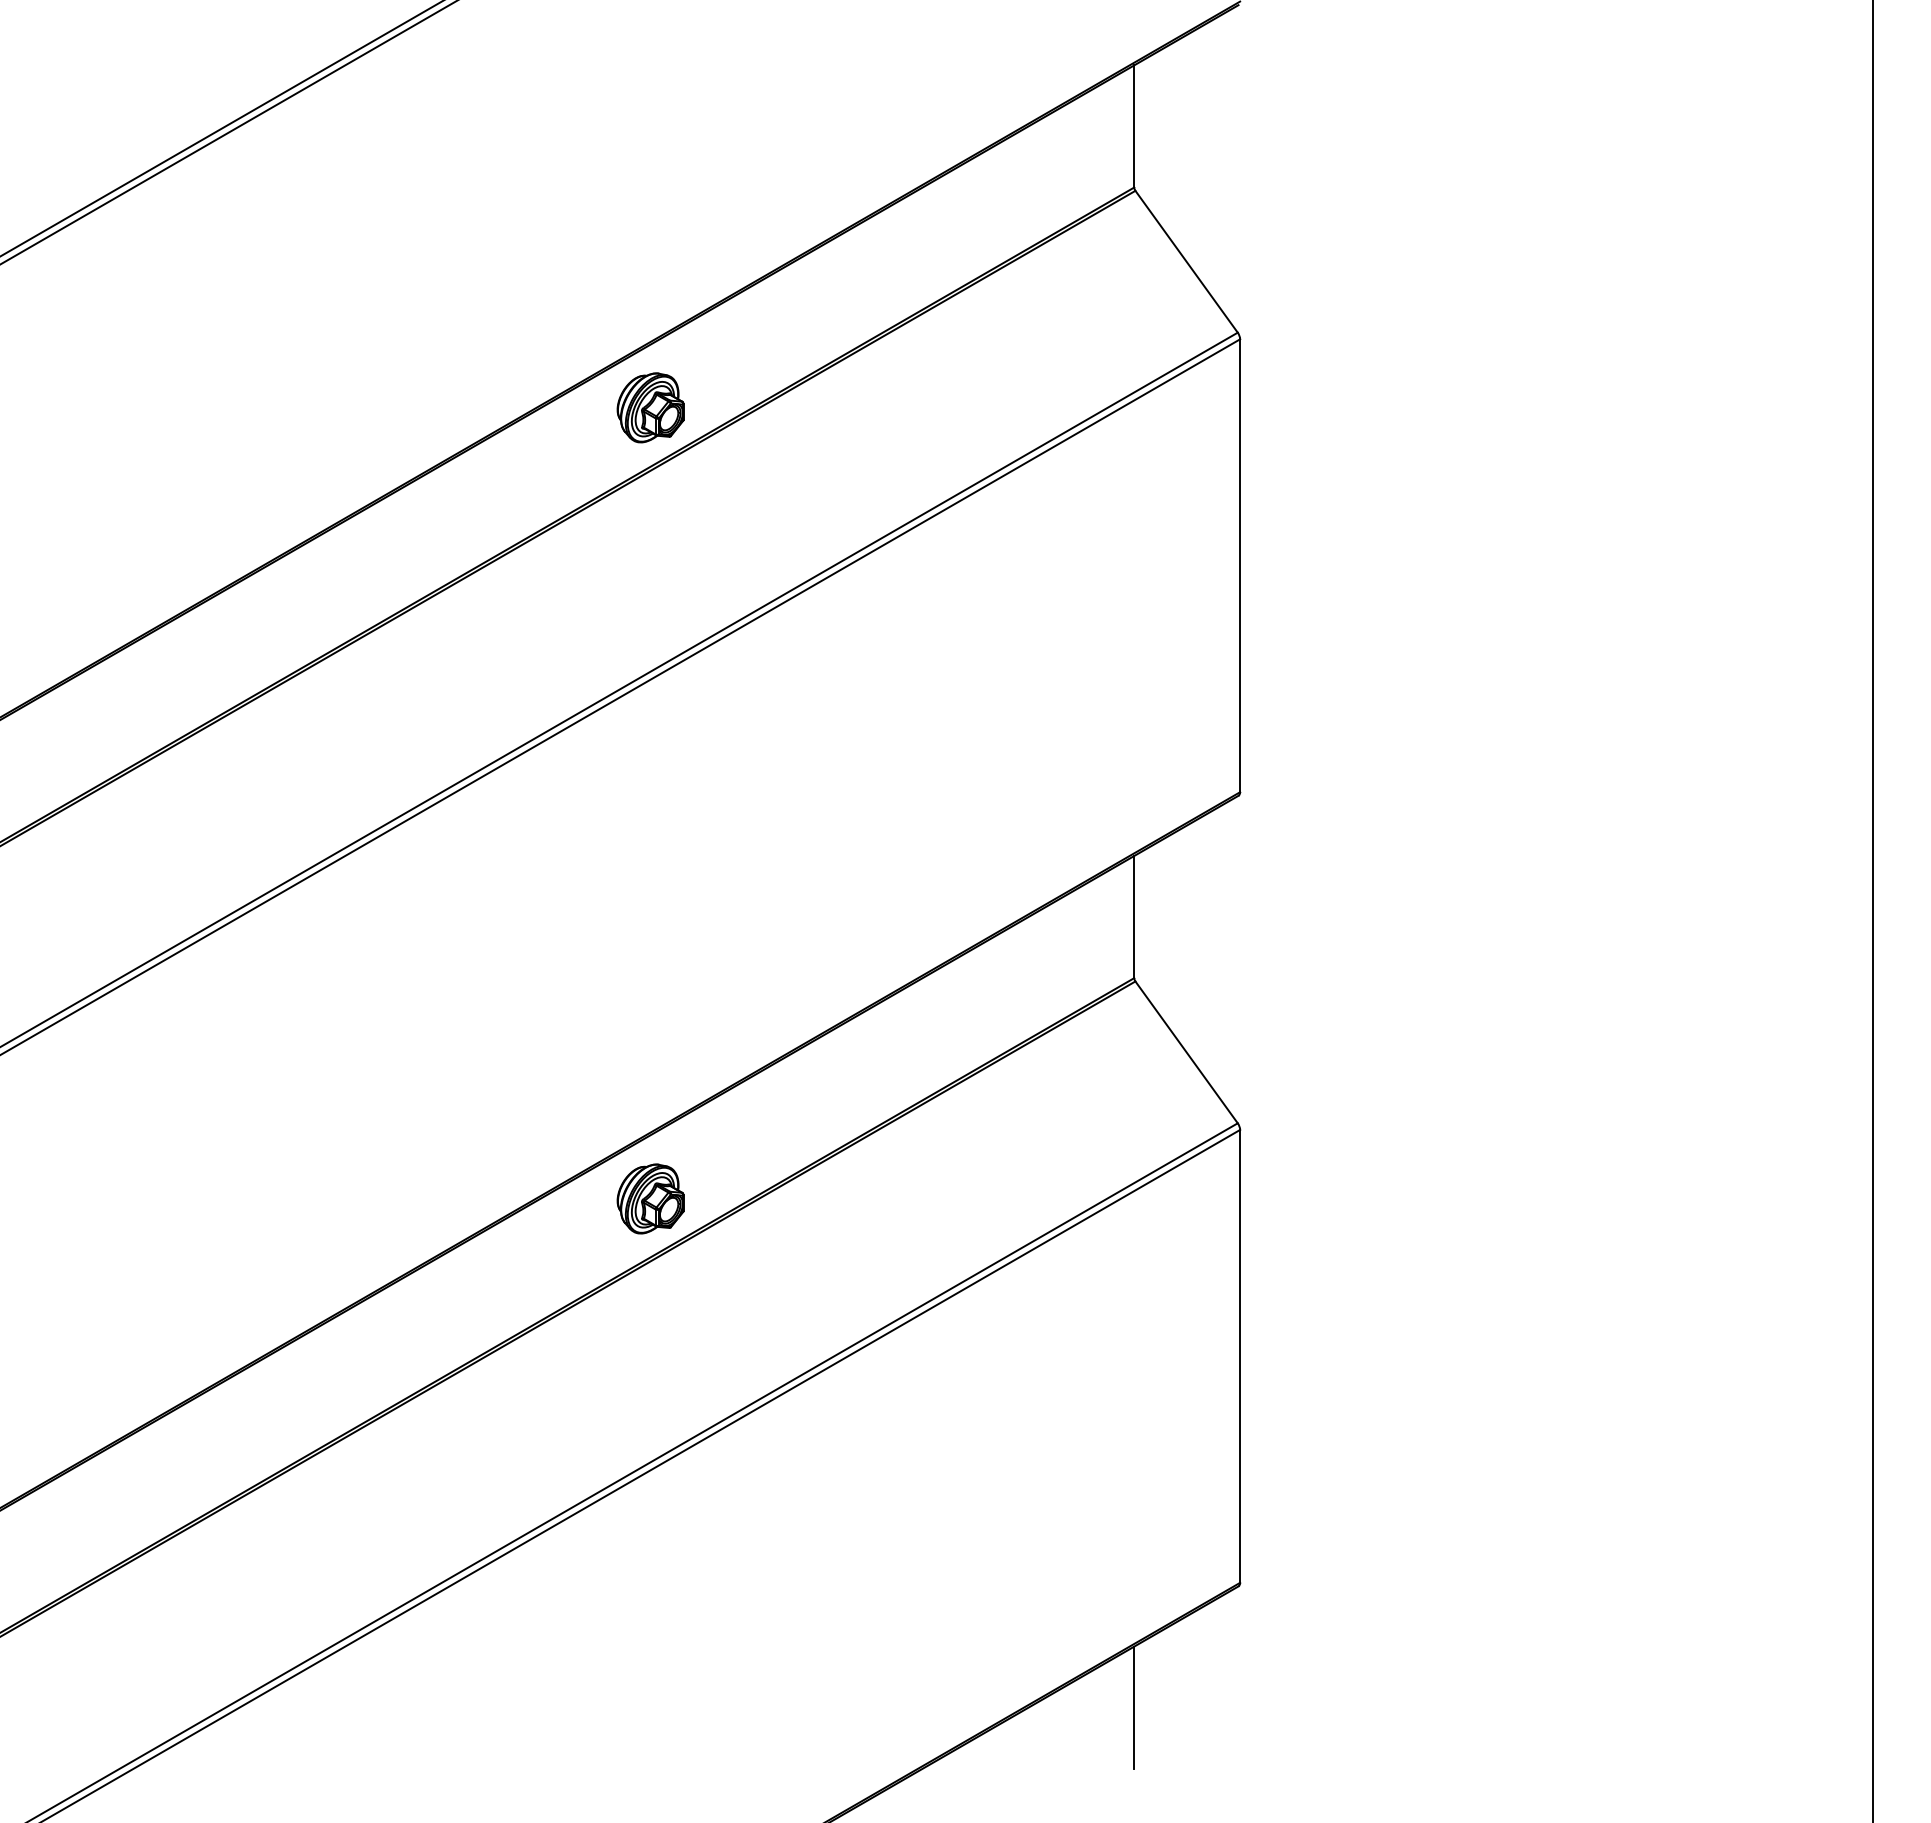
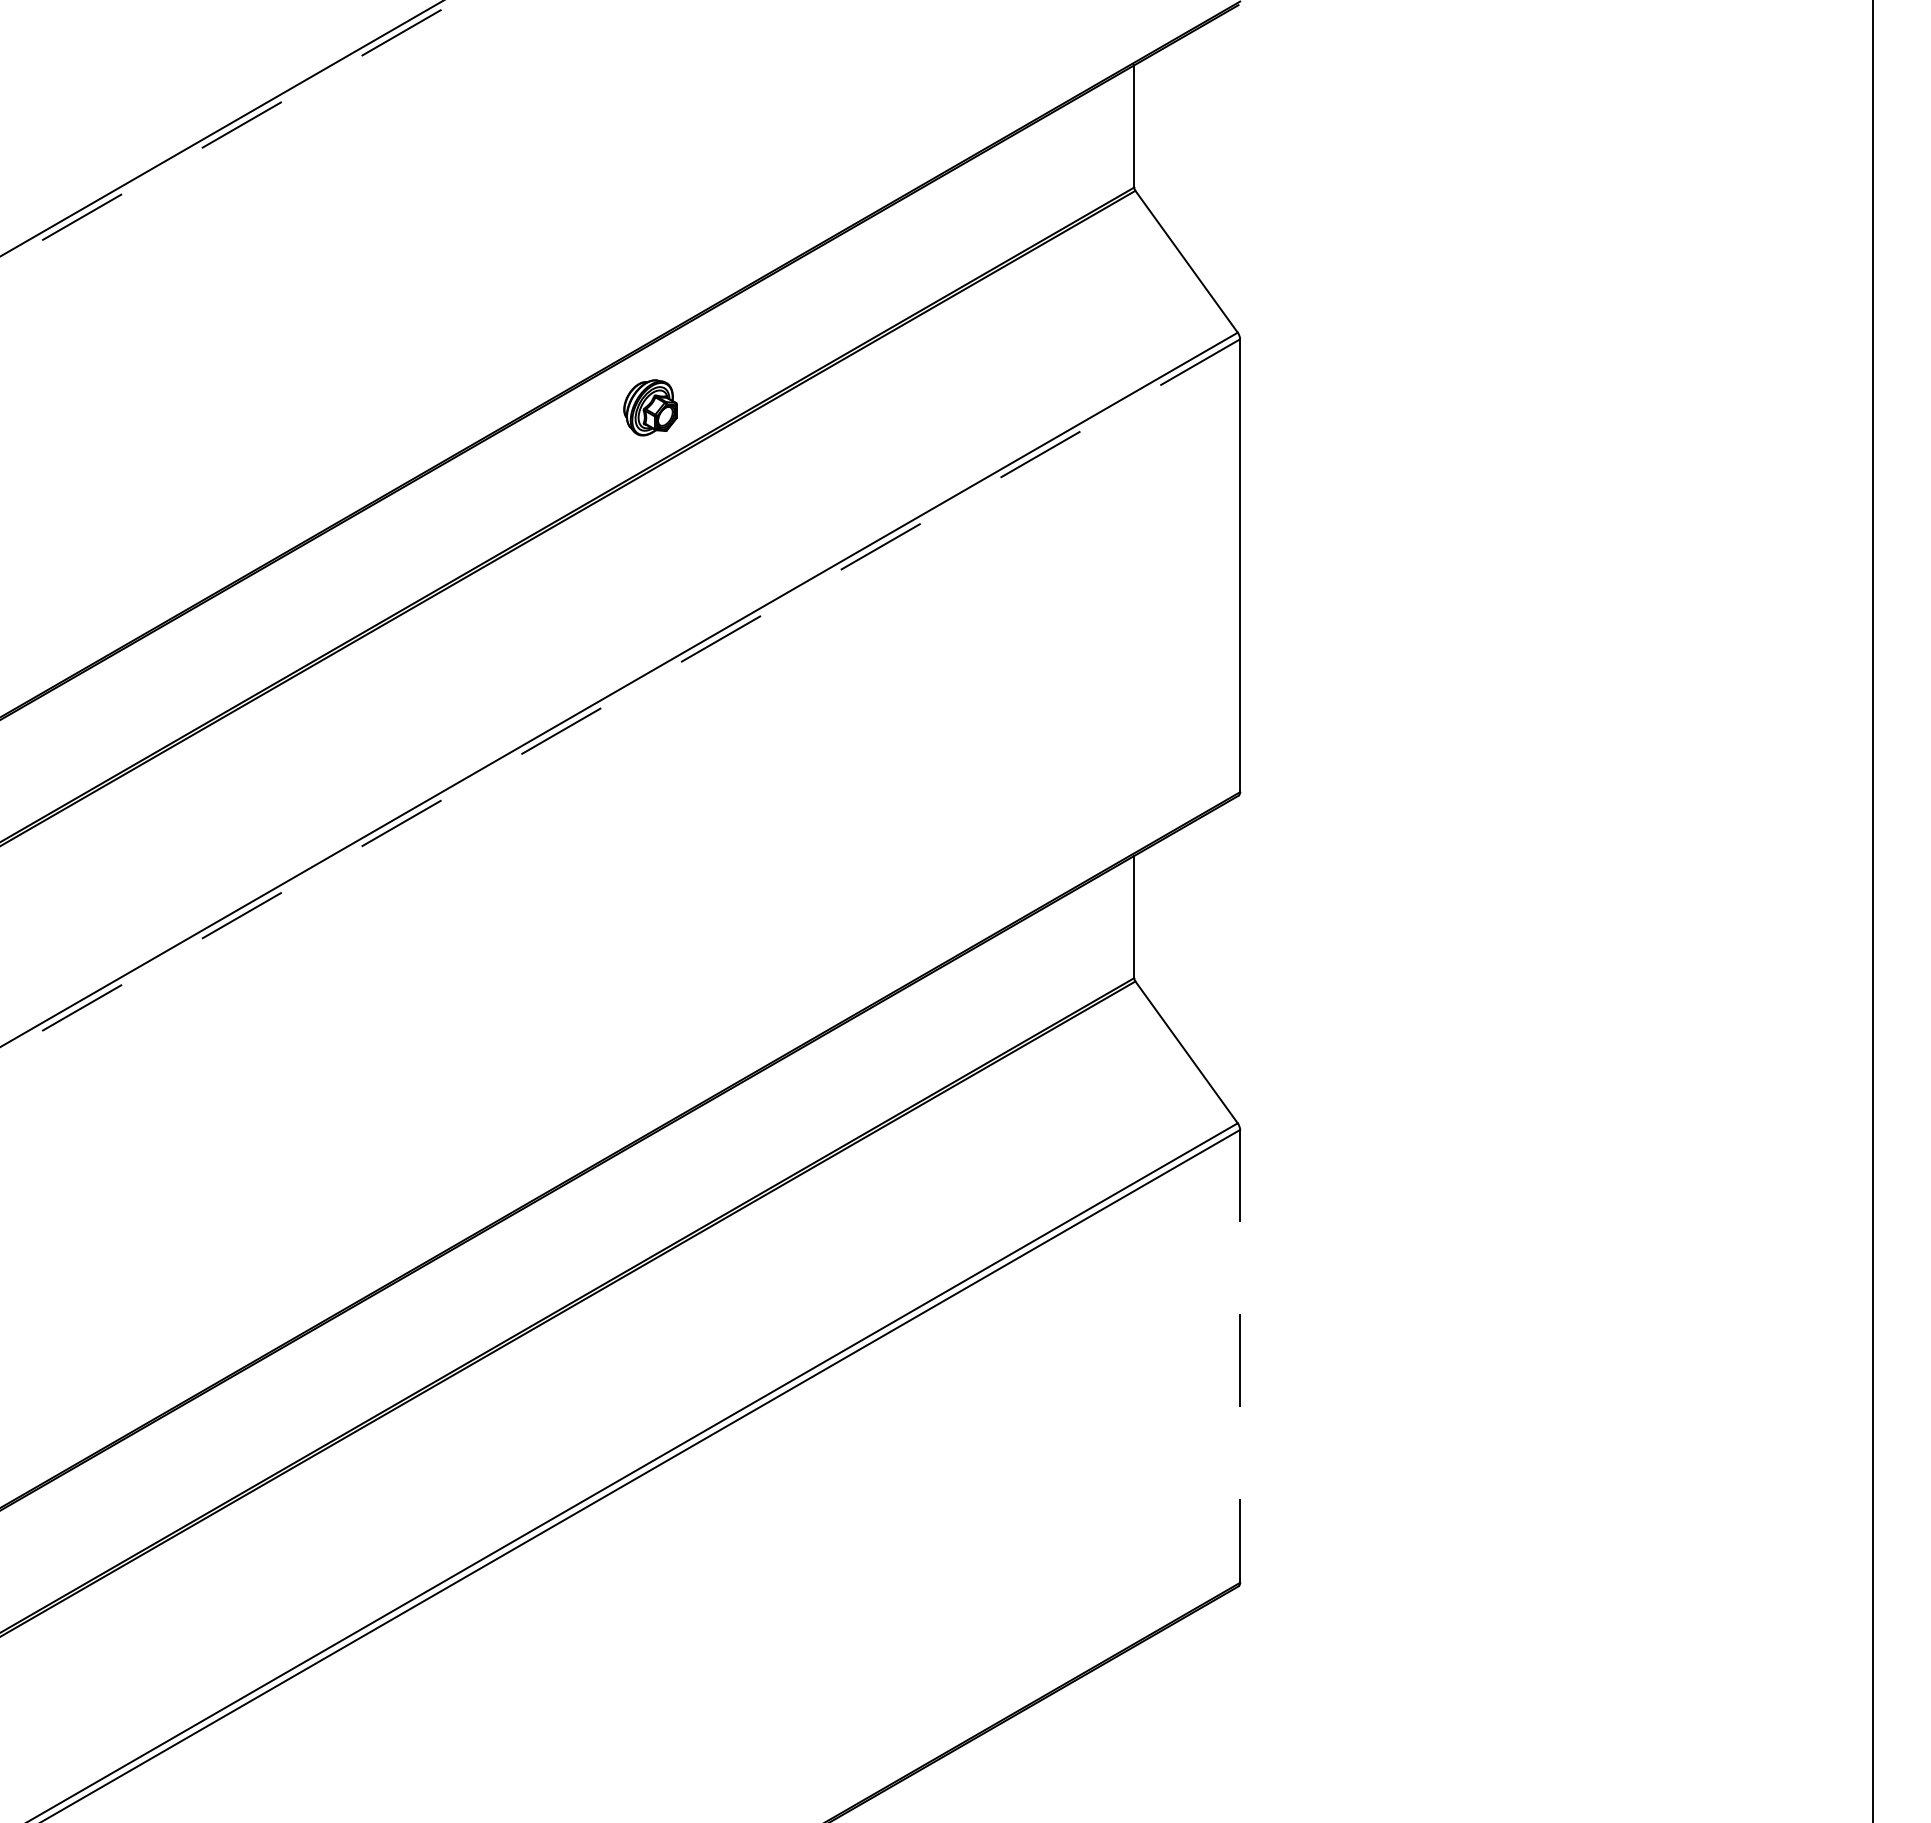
line: solid -> dashed (228, 132)
part size: 69x72 px -> 55x58 px (650, 407)
line: solid -> dashed (620, 697)
part: present -> none (650, 1198)
line: solid -> dashed (1240, 1356)
line: present -> none (1134, 1707)
